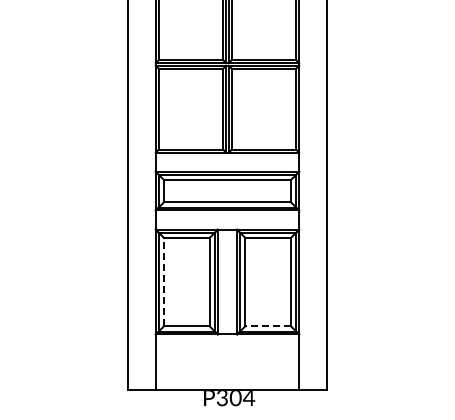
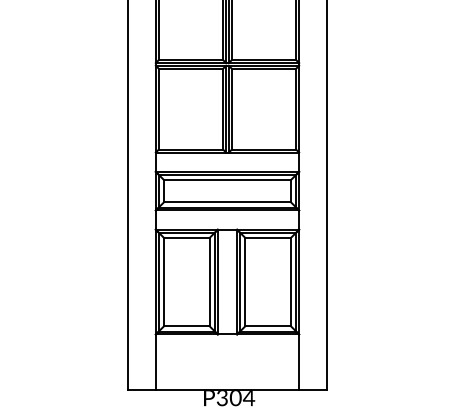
line: dashed -> solid (164, 281)
line: dashed -> solid (268, 326)
